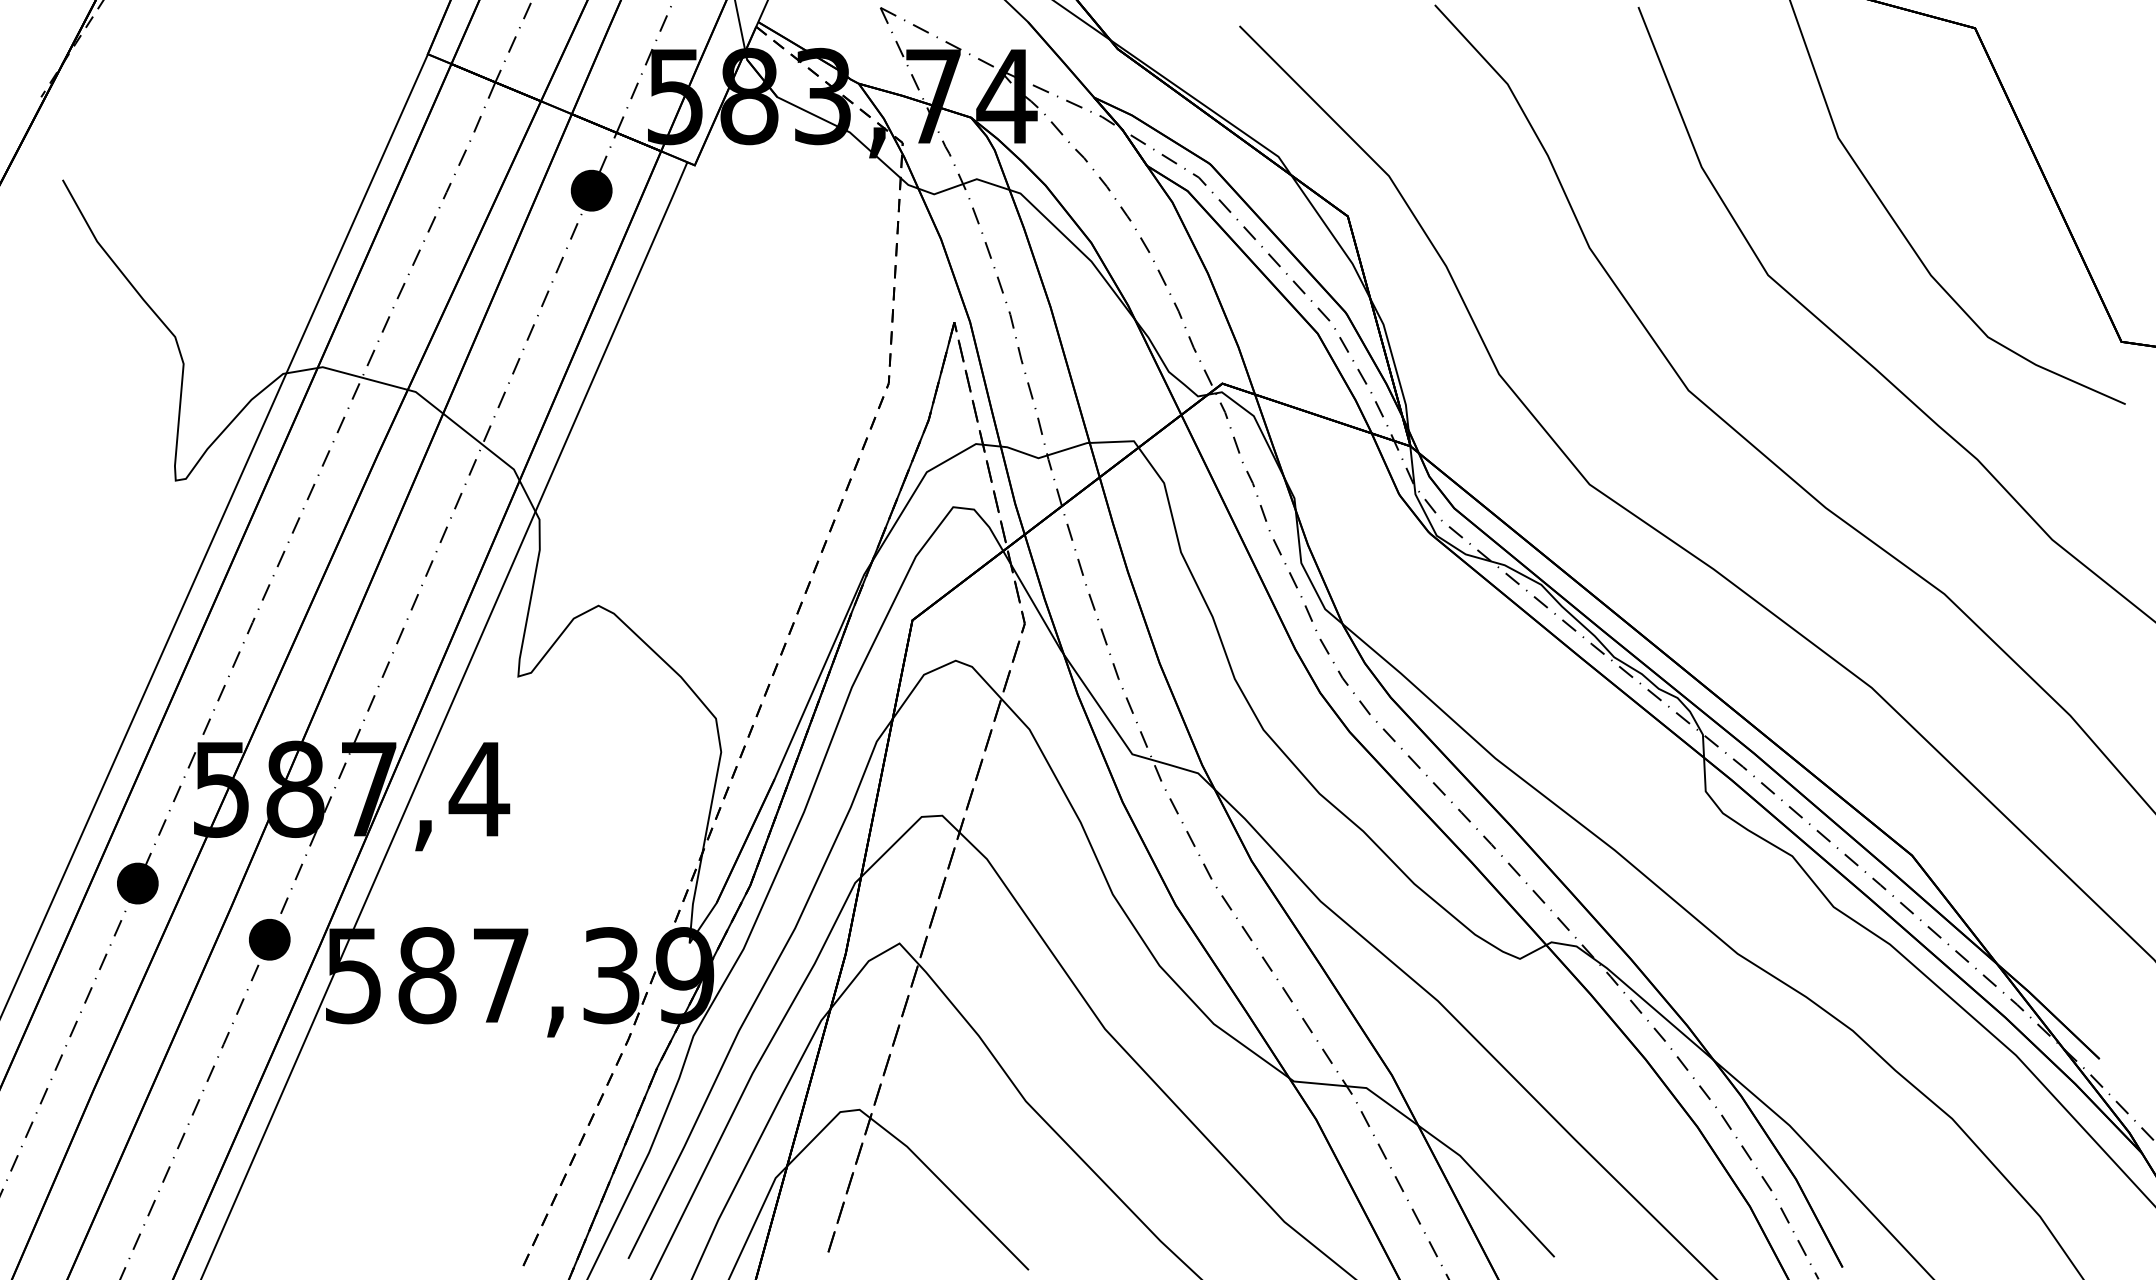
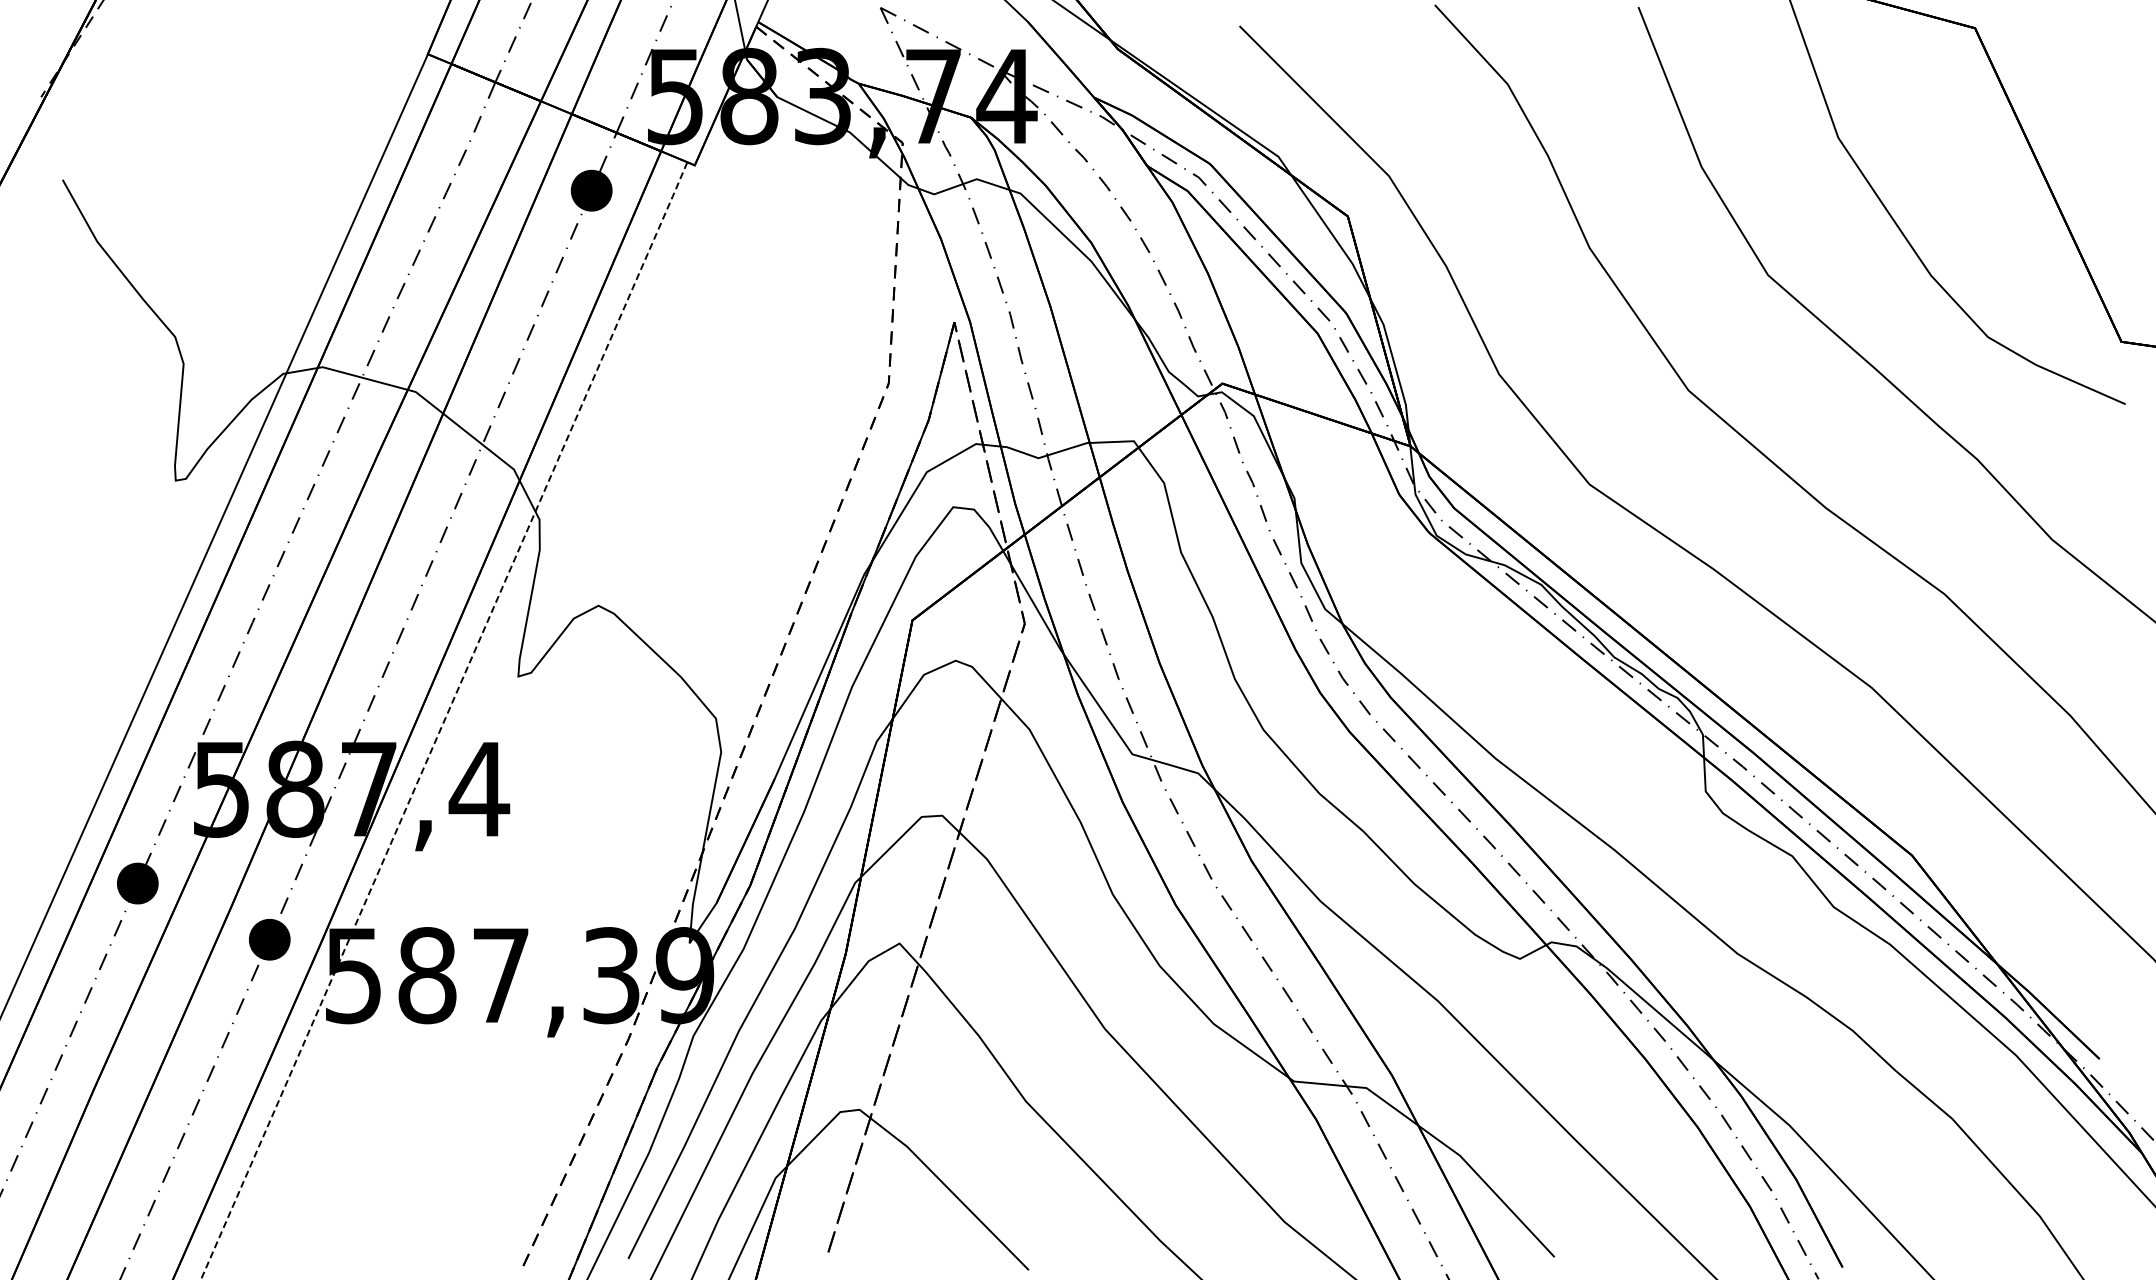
line: solid -> dashed (444, 720)
